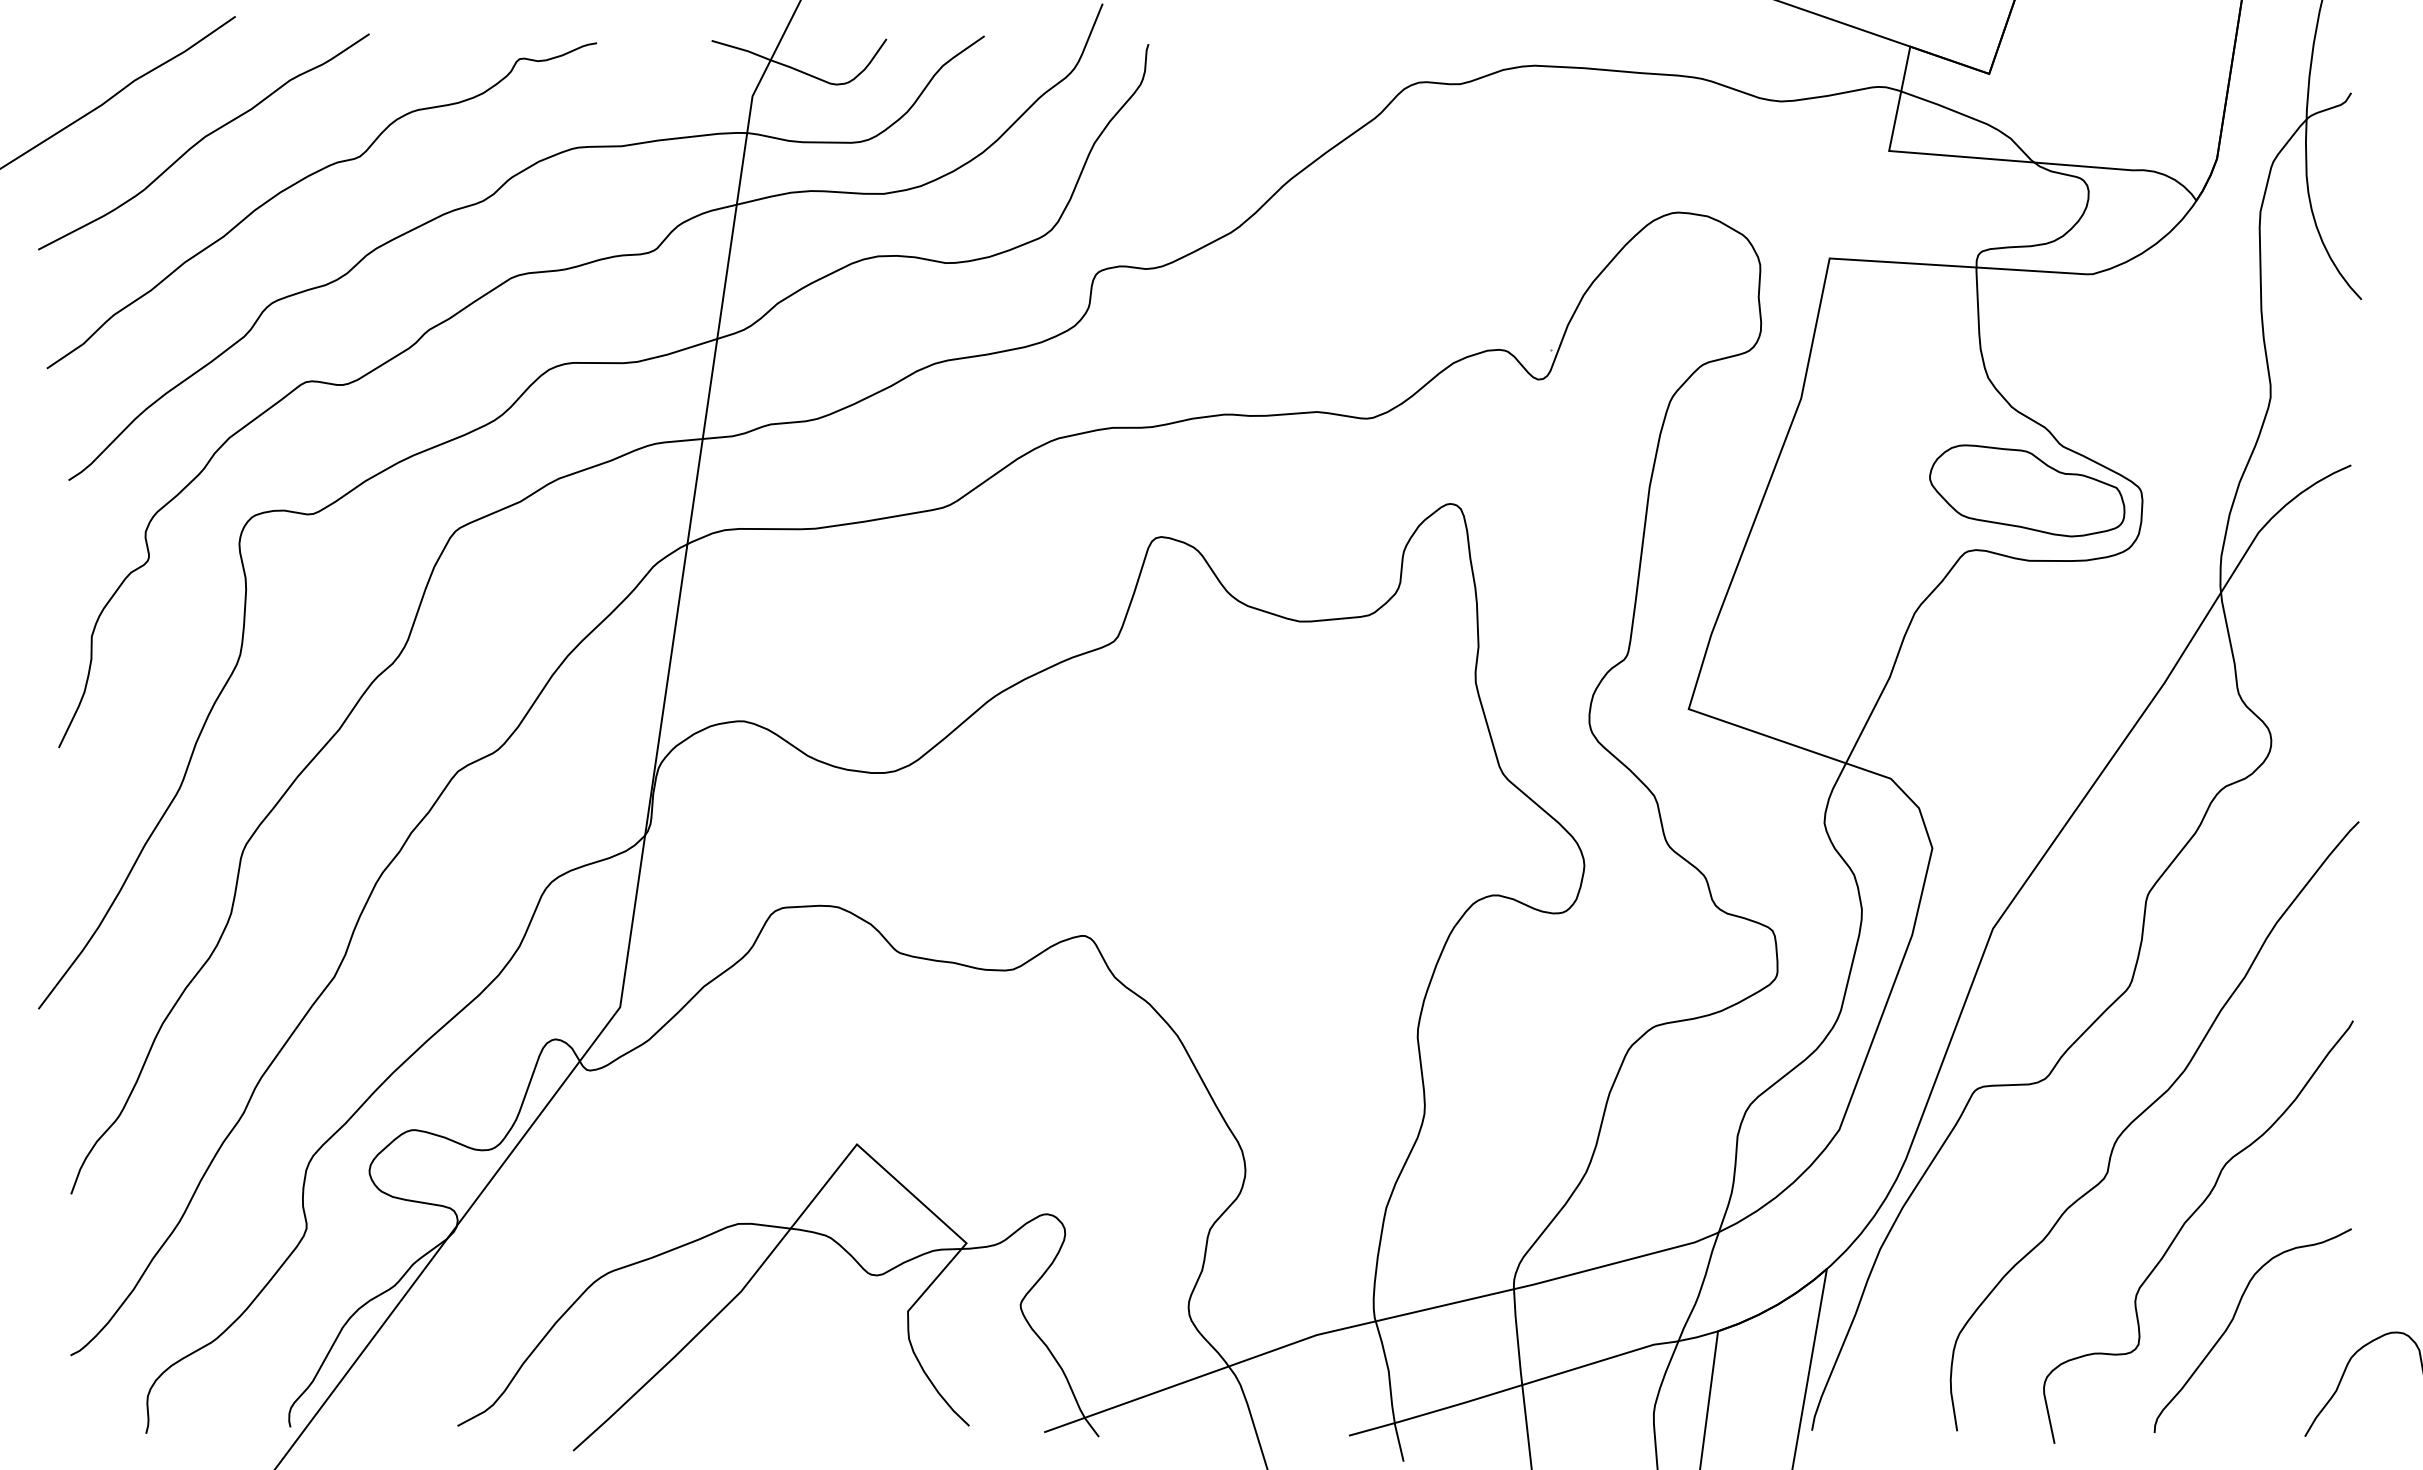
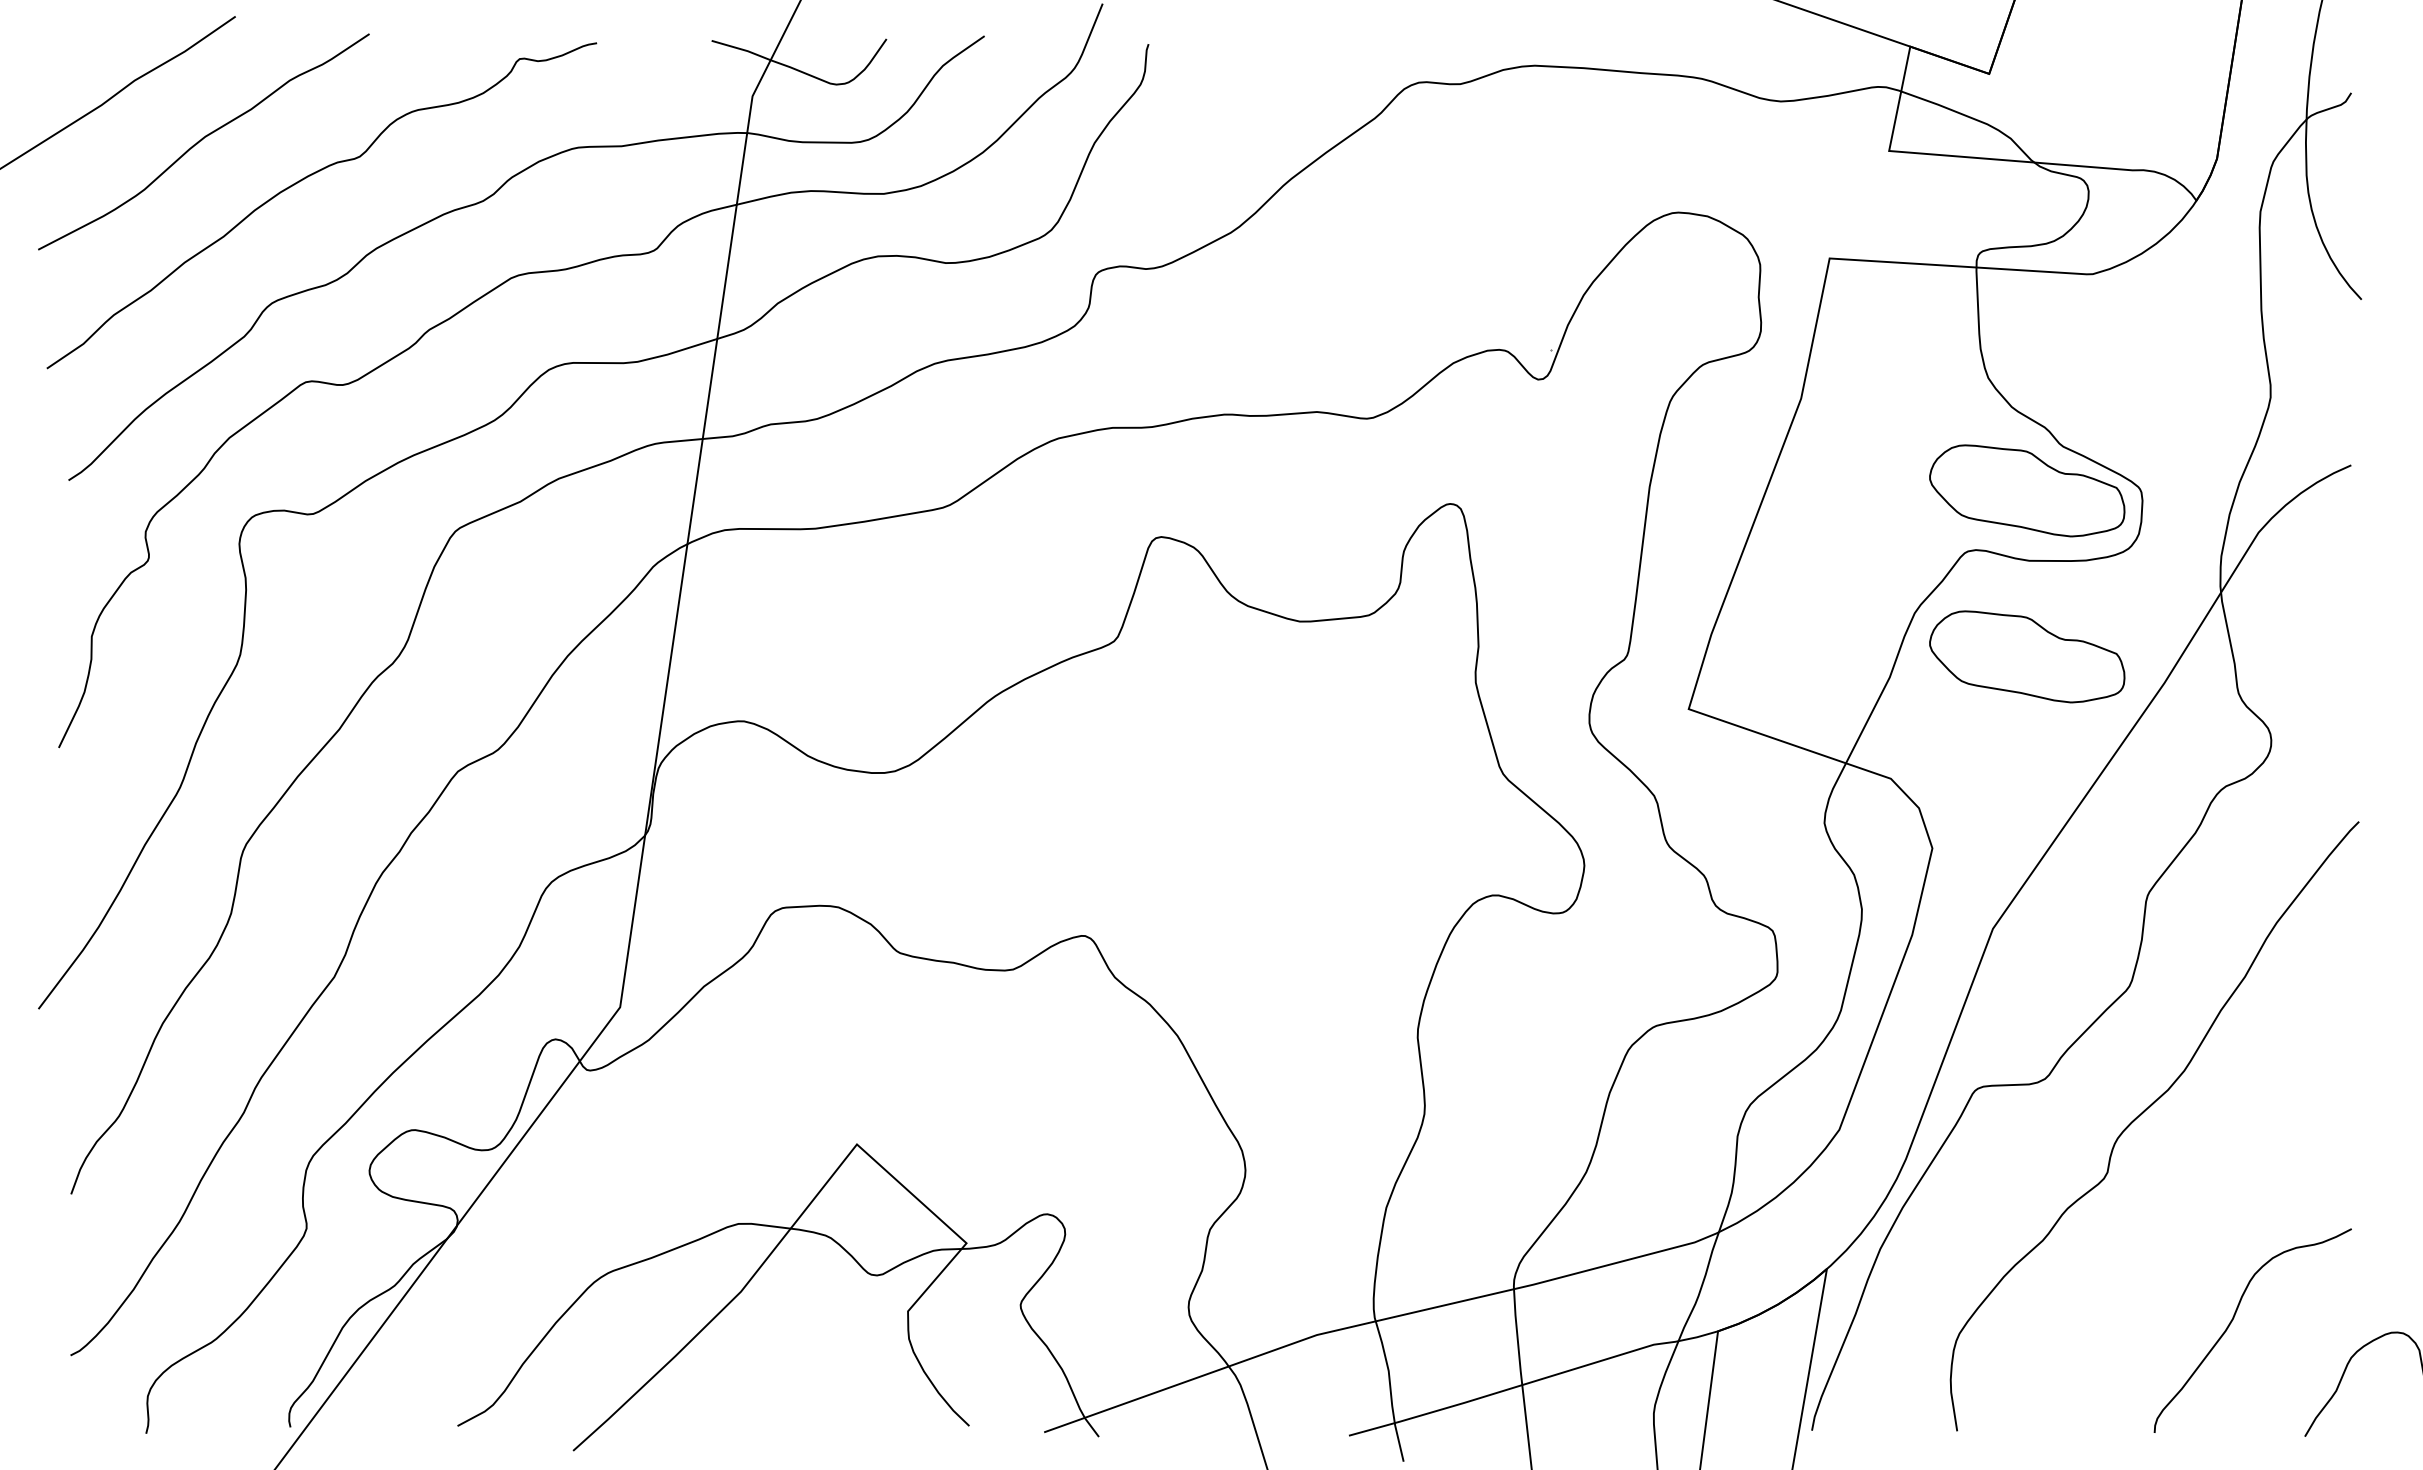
part: none -> present (2027, 656)
curve: present -> none (2188, 1220)
